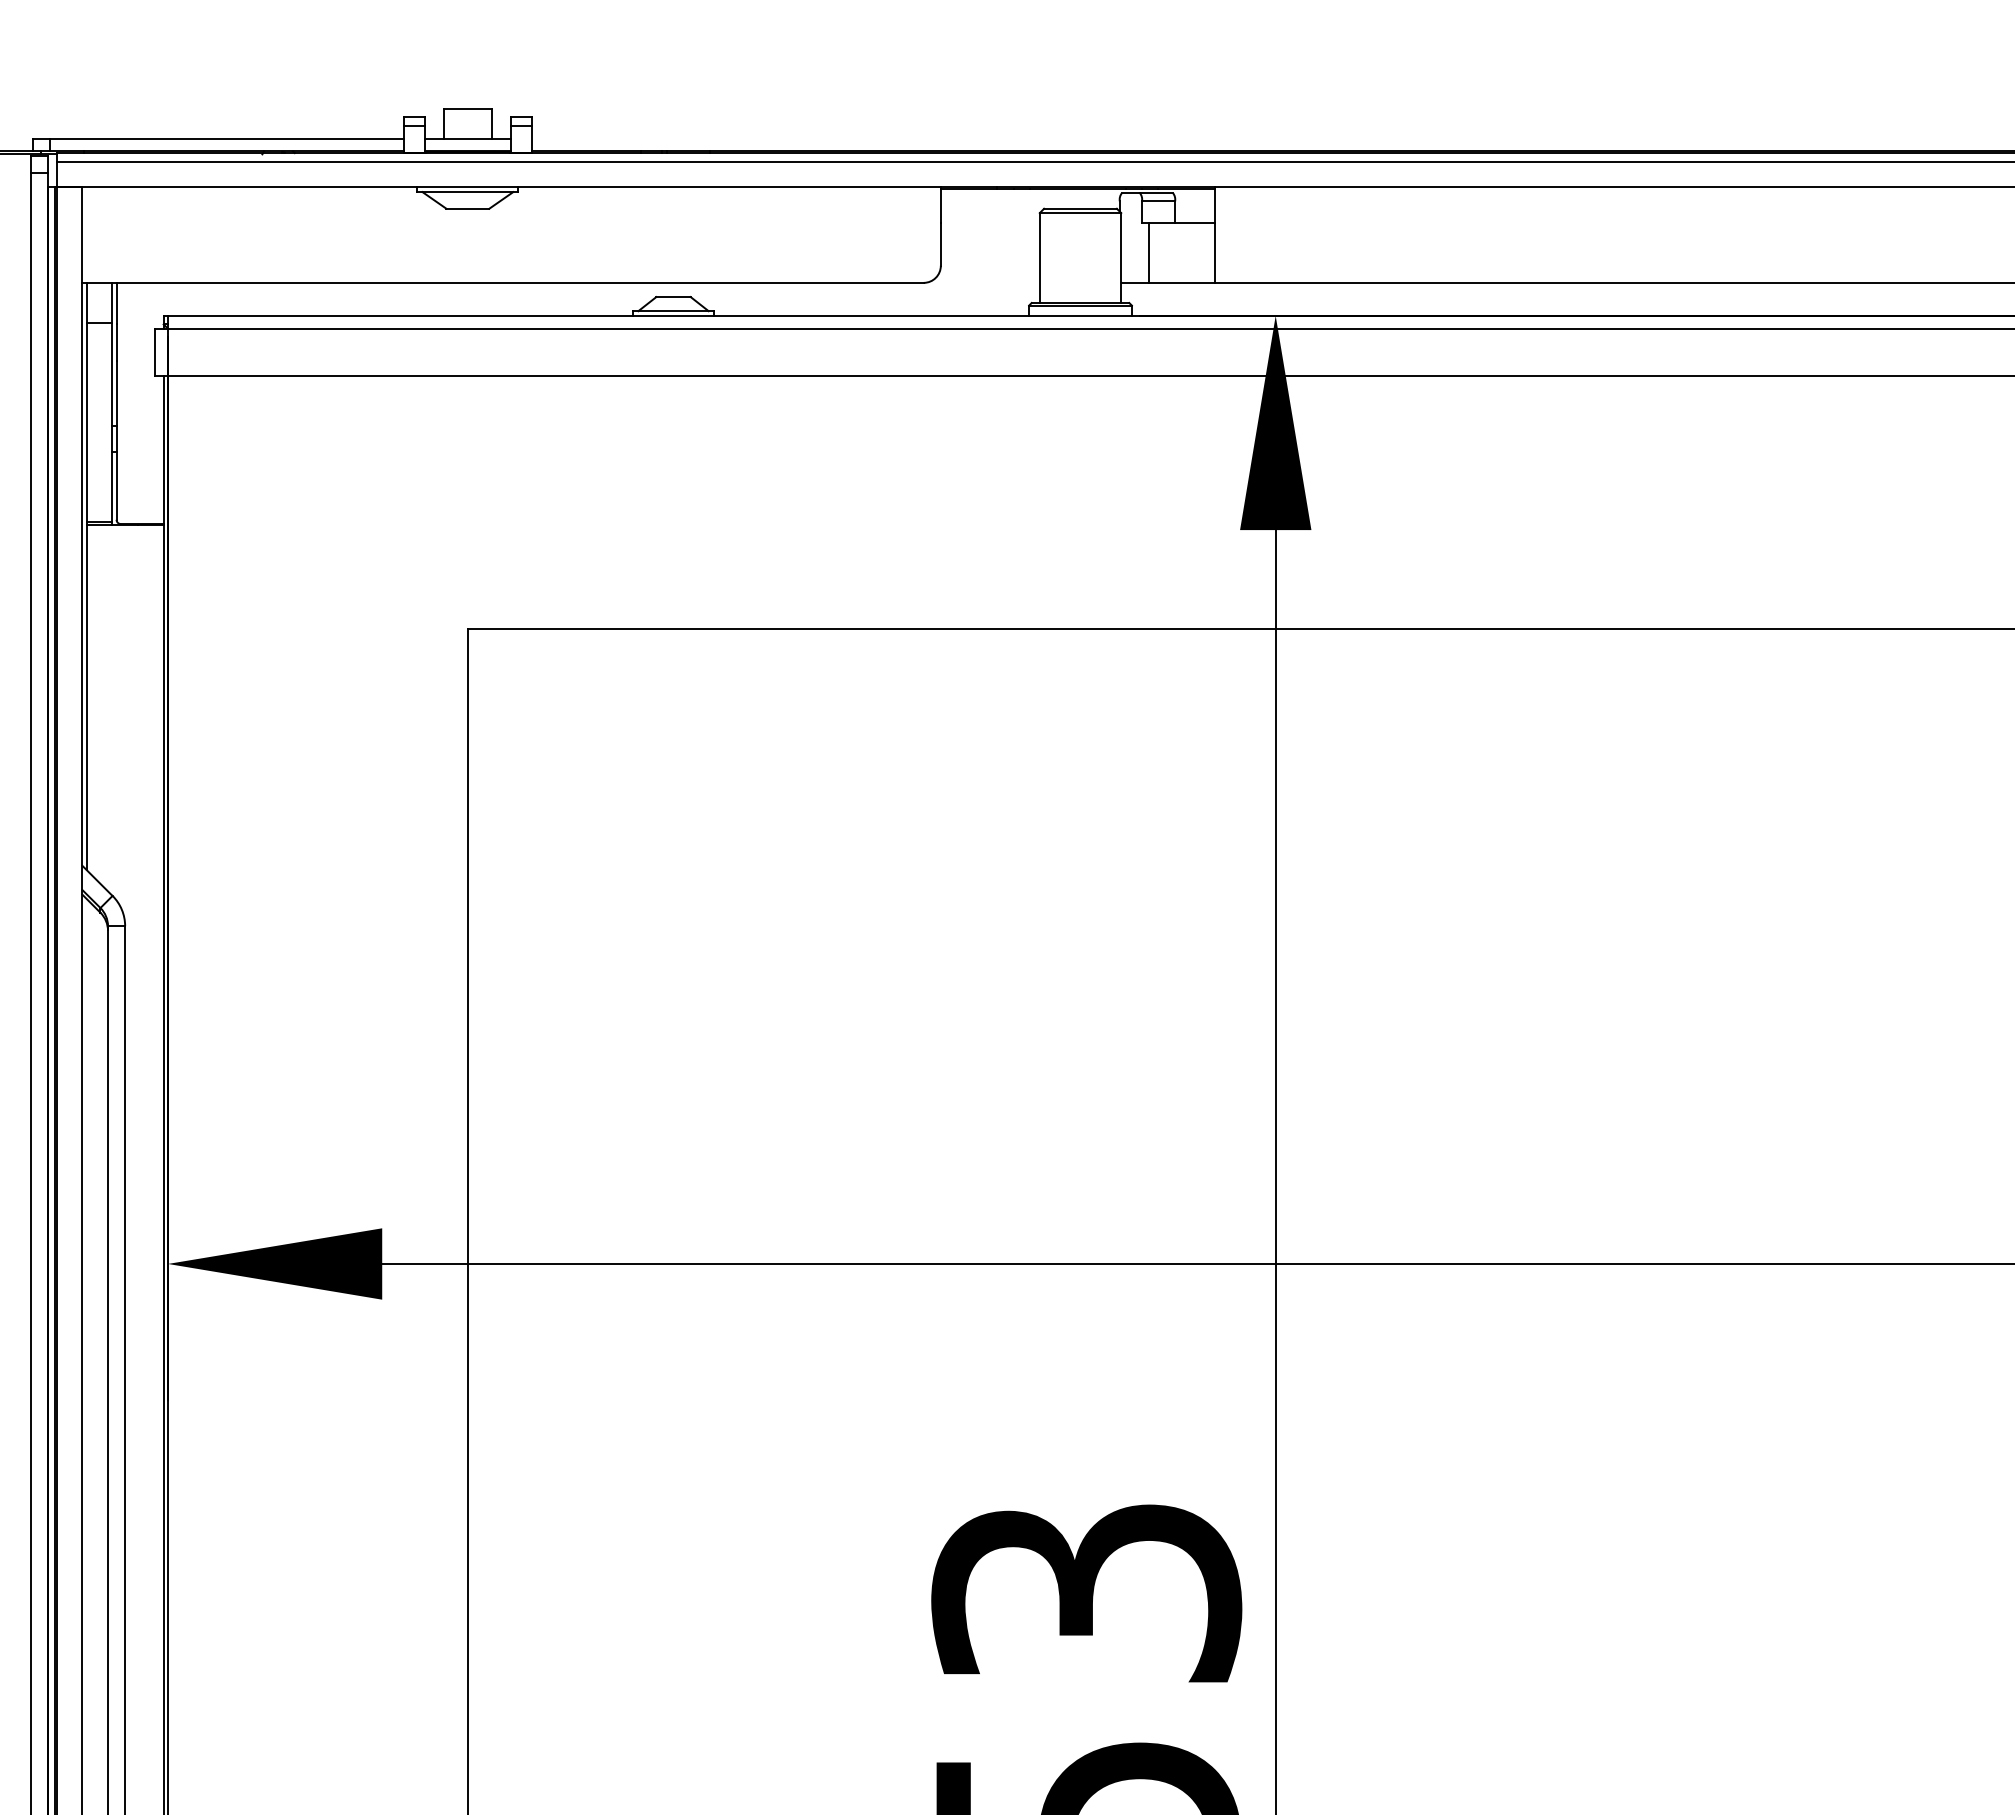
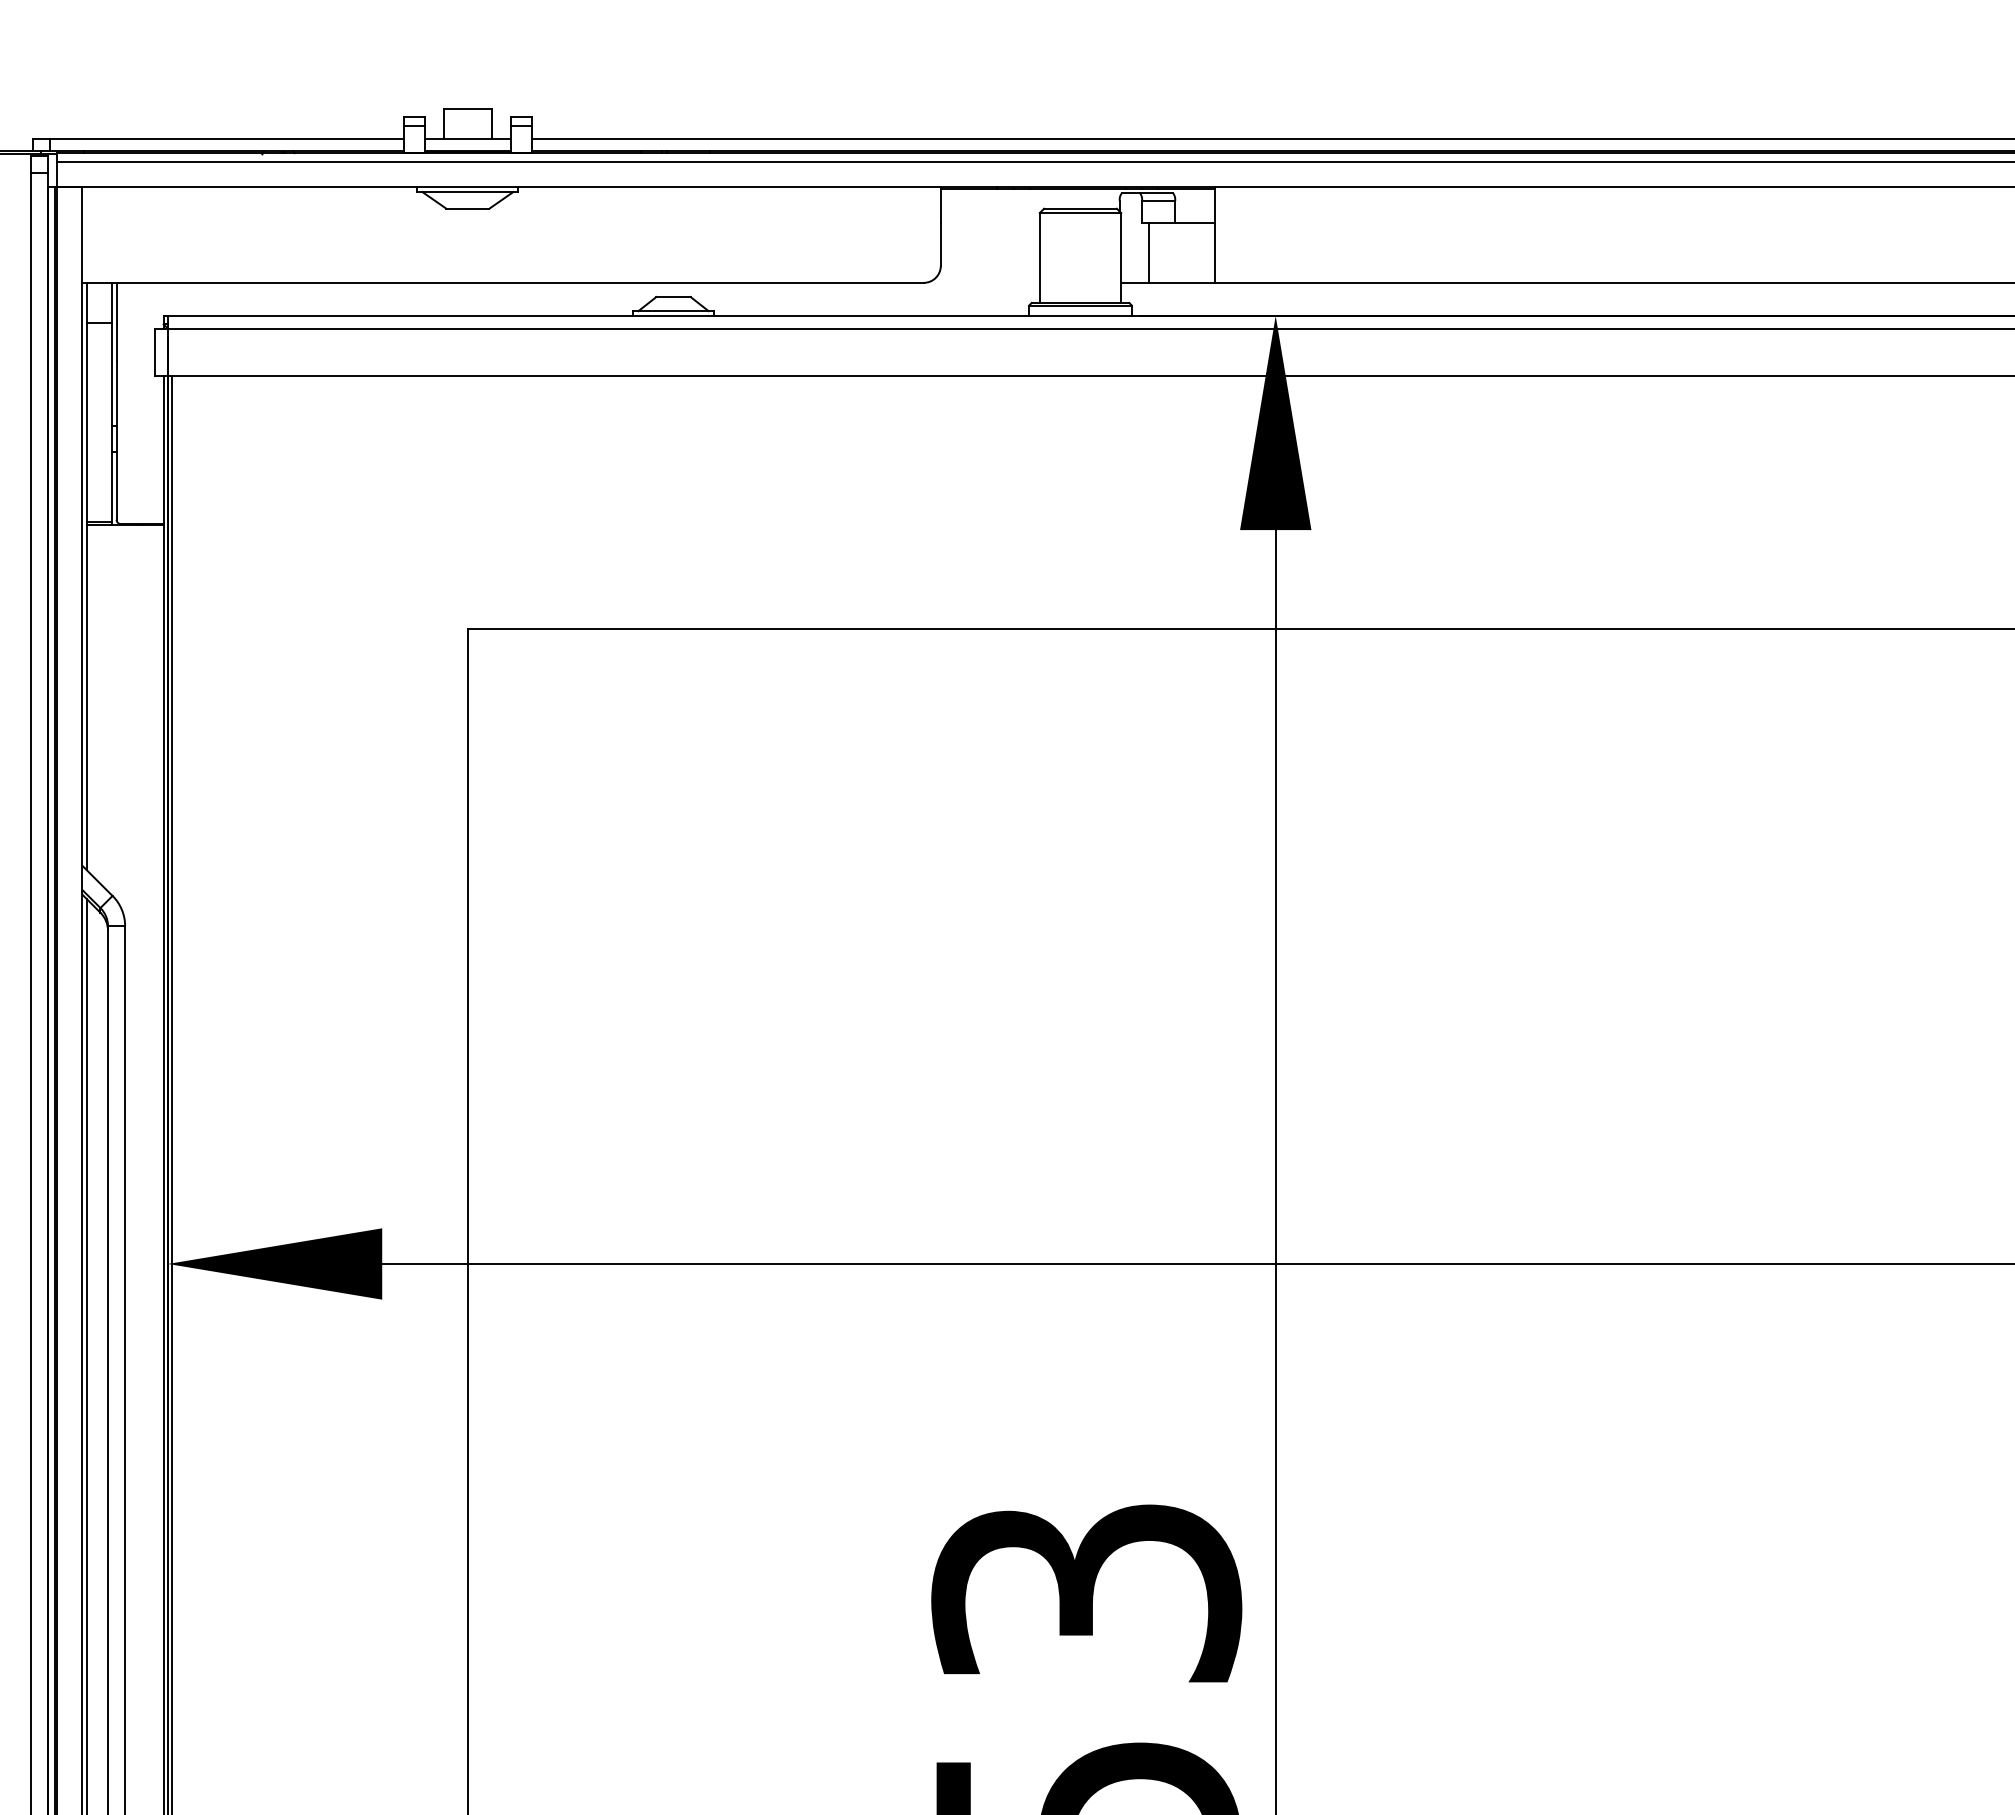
line: none -> present (1271, 138)
line: none -> present (172, 1093)
line: none -> present (86, 1354)
